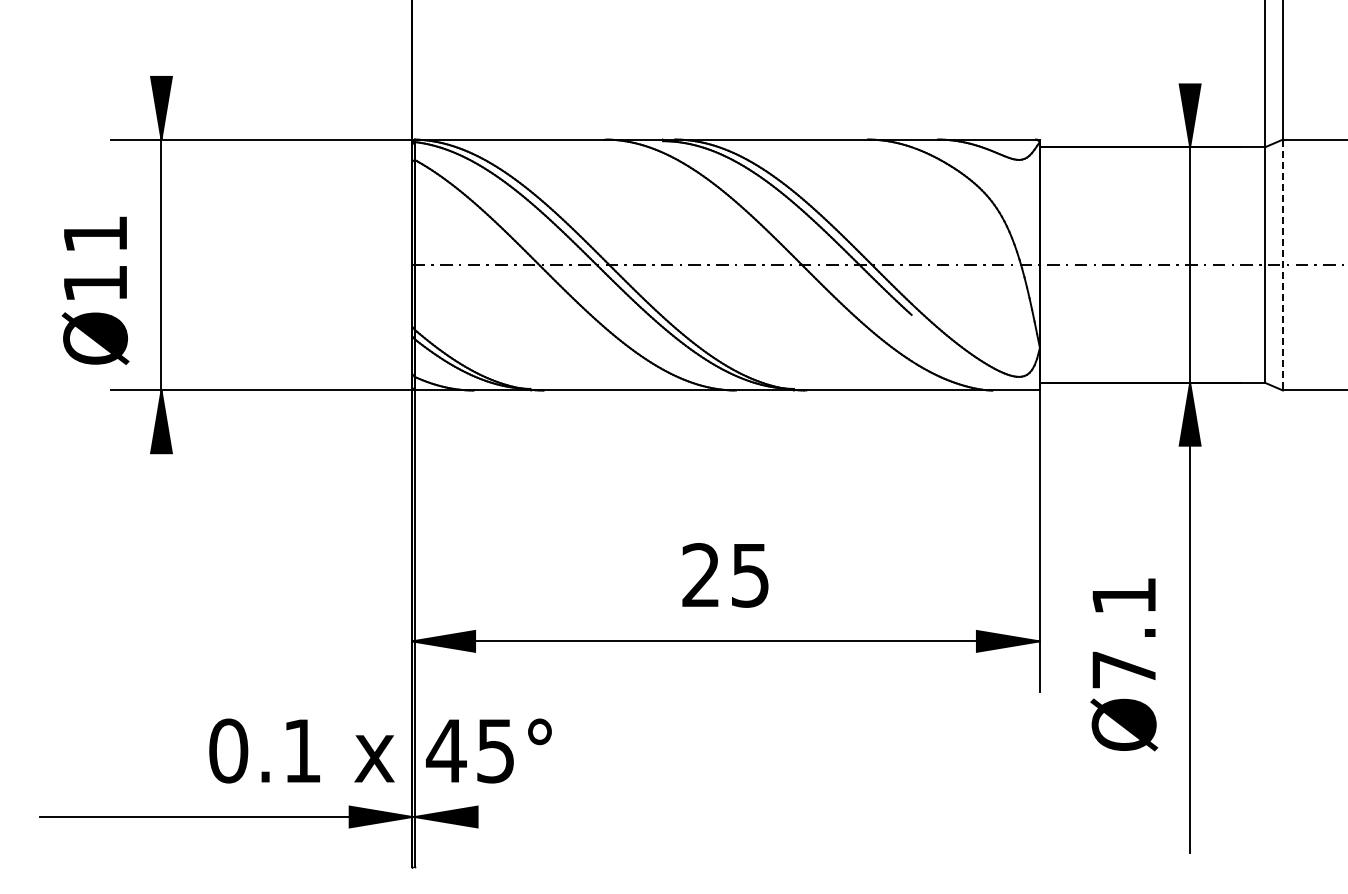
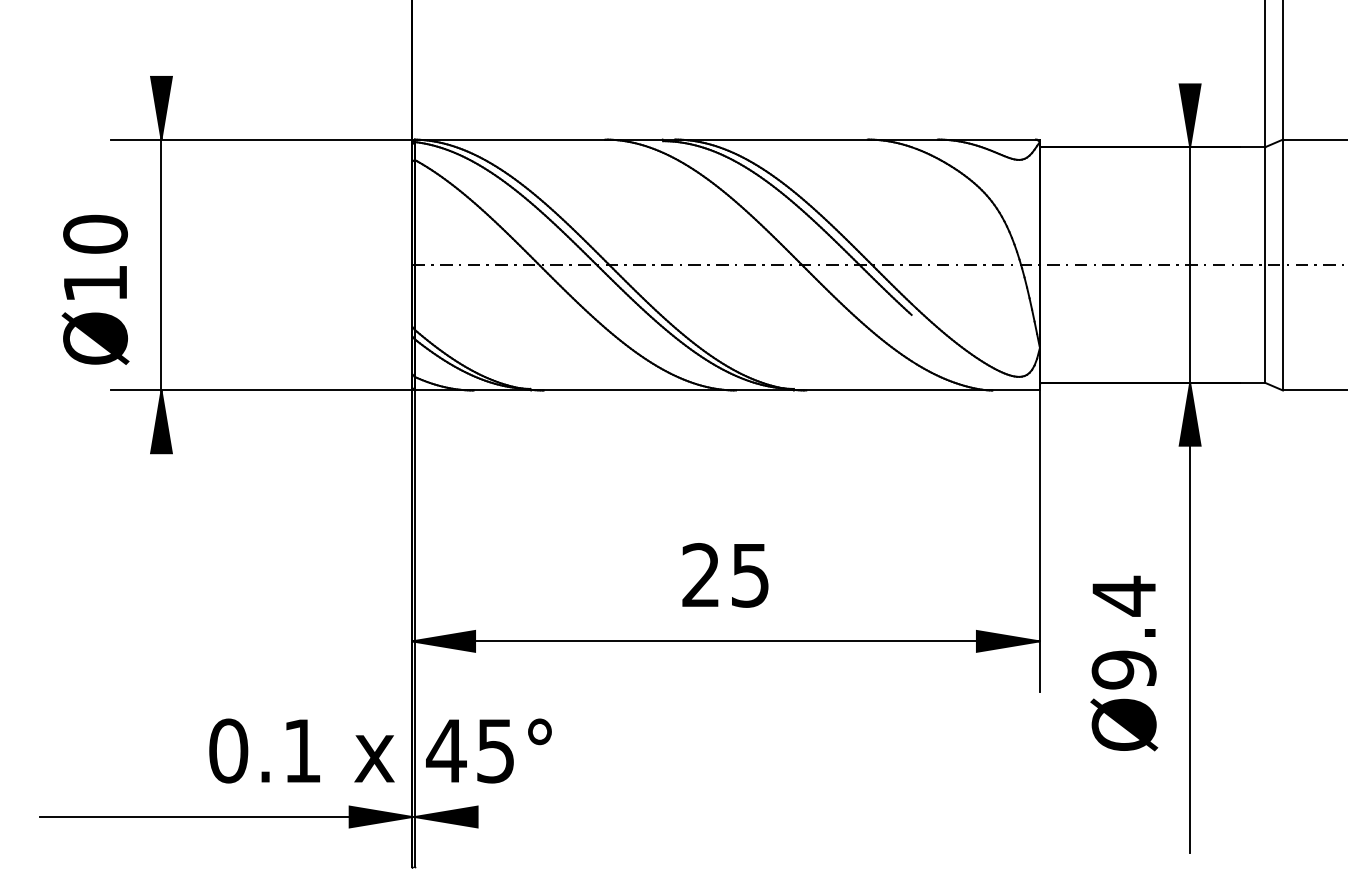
text: Ø11 -> Ø10 (95, 233)
line: dashed -> solid (1282, 265)
text: Ø7.1 -> Ø9.4 (1123, 632)
